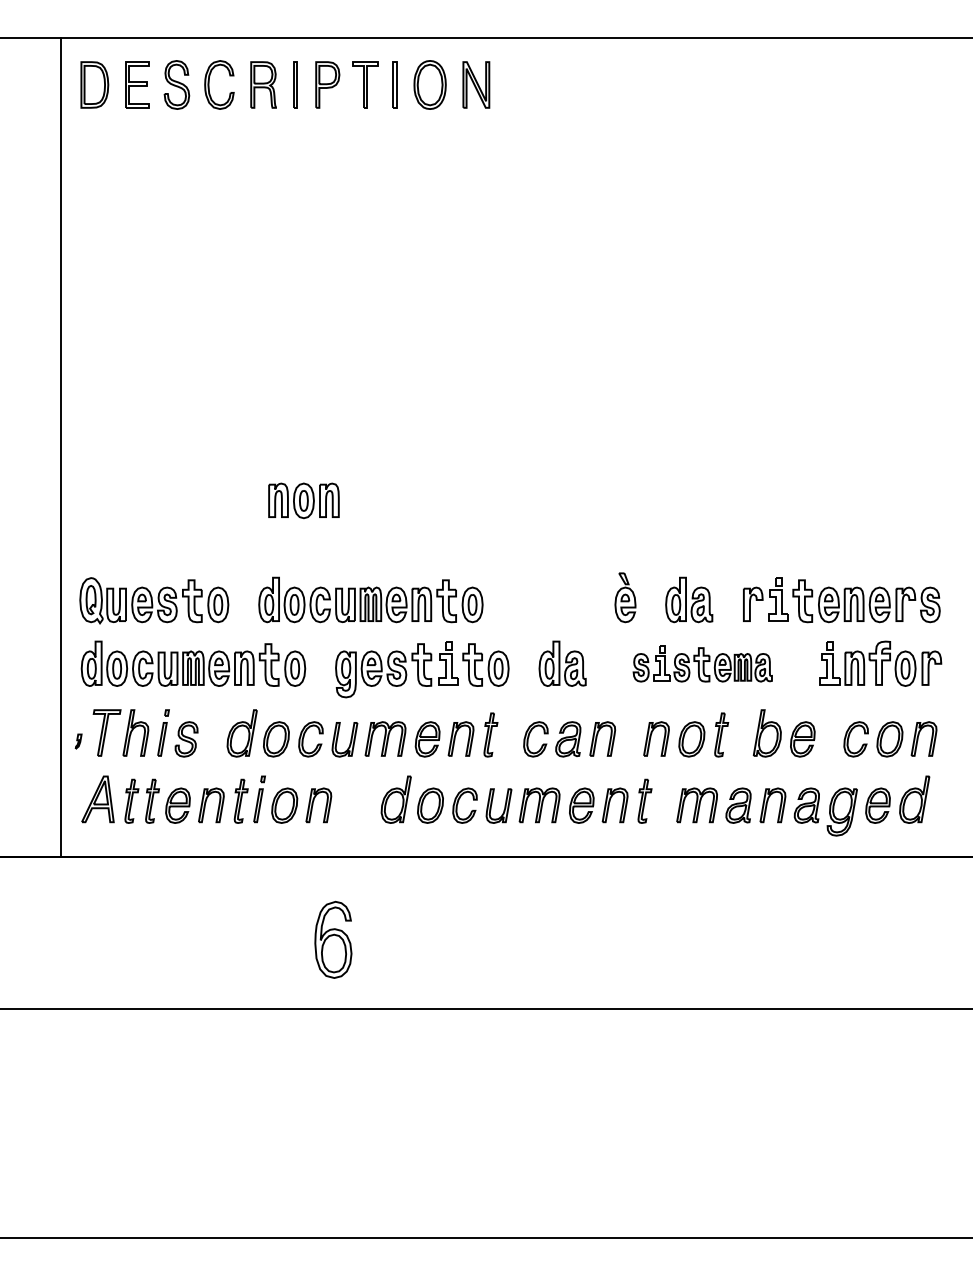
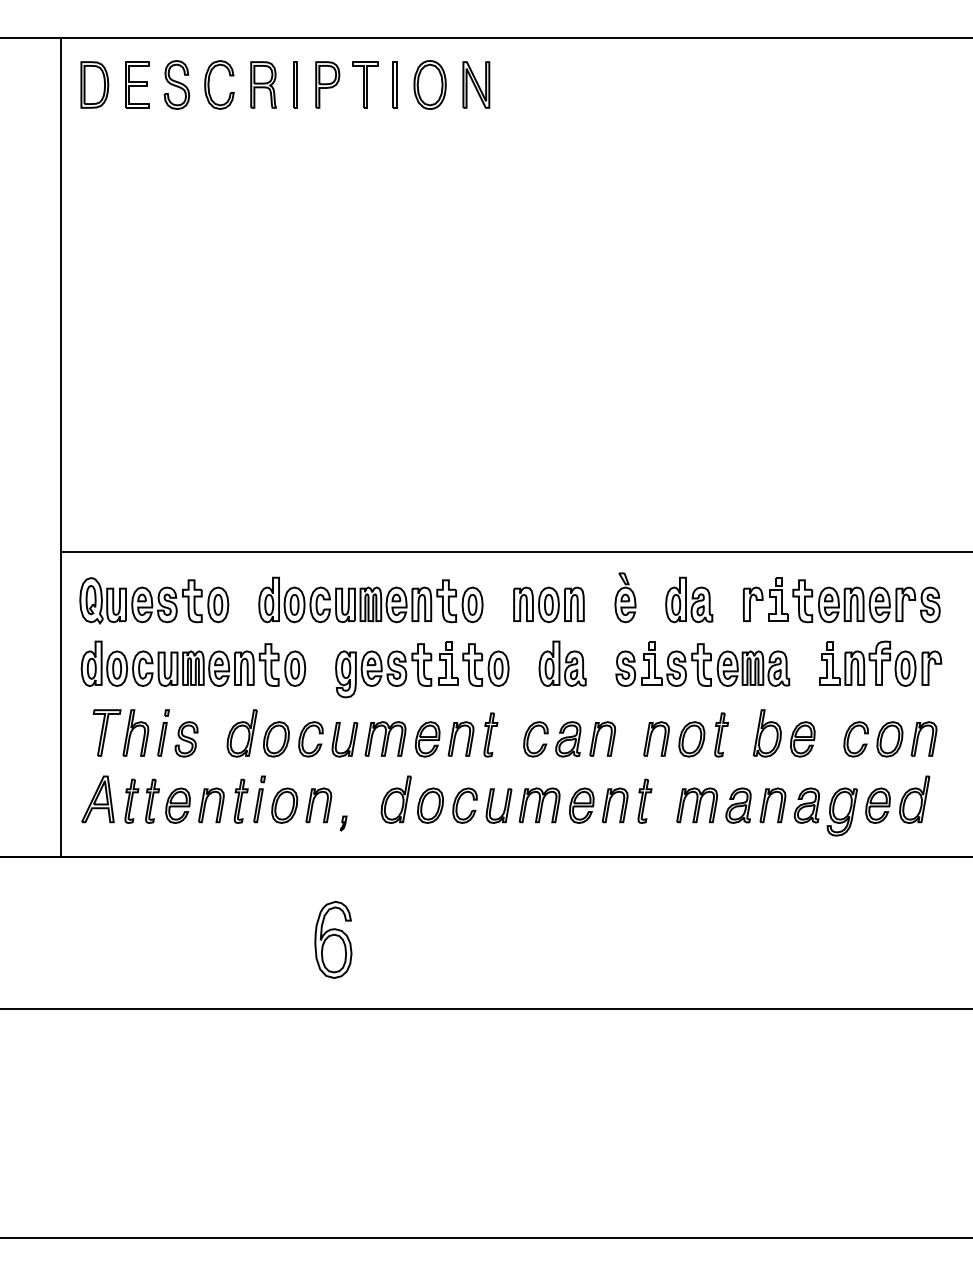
part position: (303, 500) -> (548, 604) (548, 604)
line: none -> present (514, 552)
part size: 141x38 px -> 176x46 px (702, 663)
part position: (78, 741) -> (343, 823) (343, 823)
